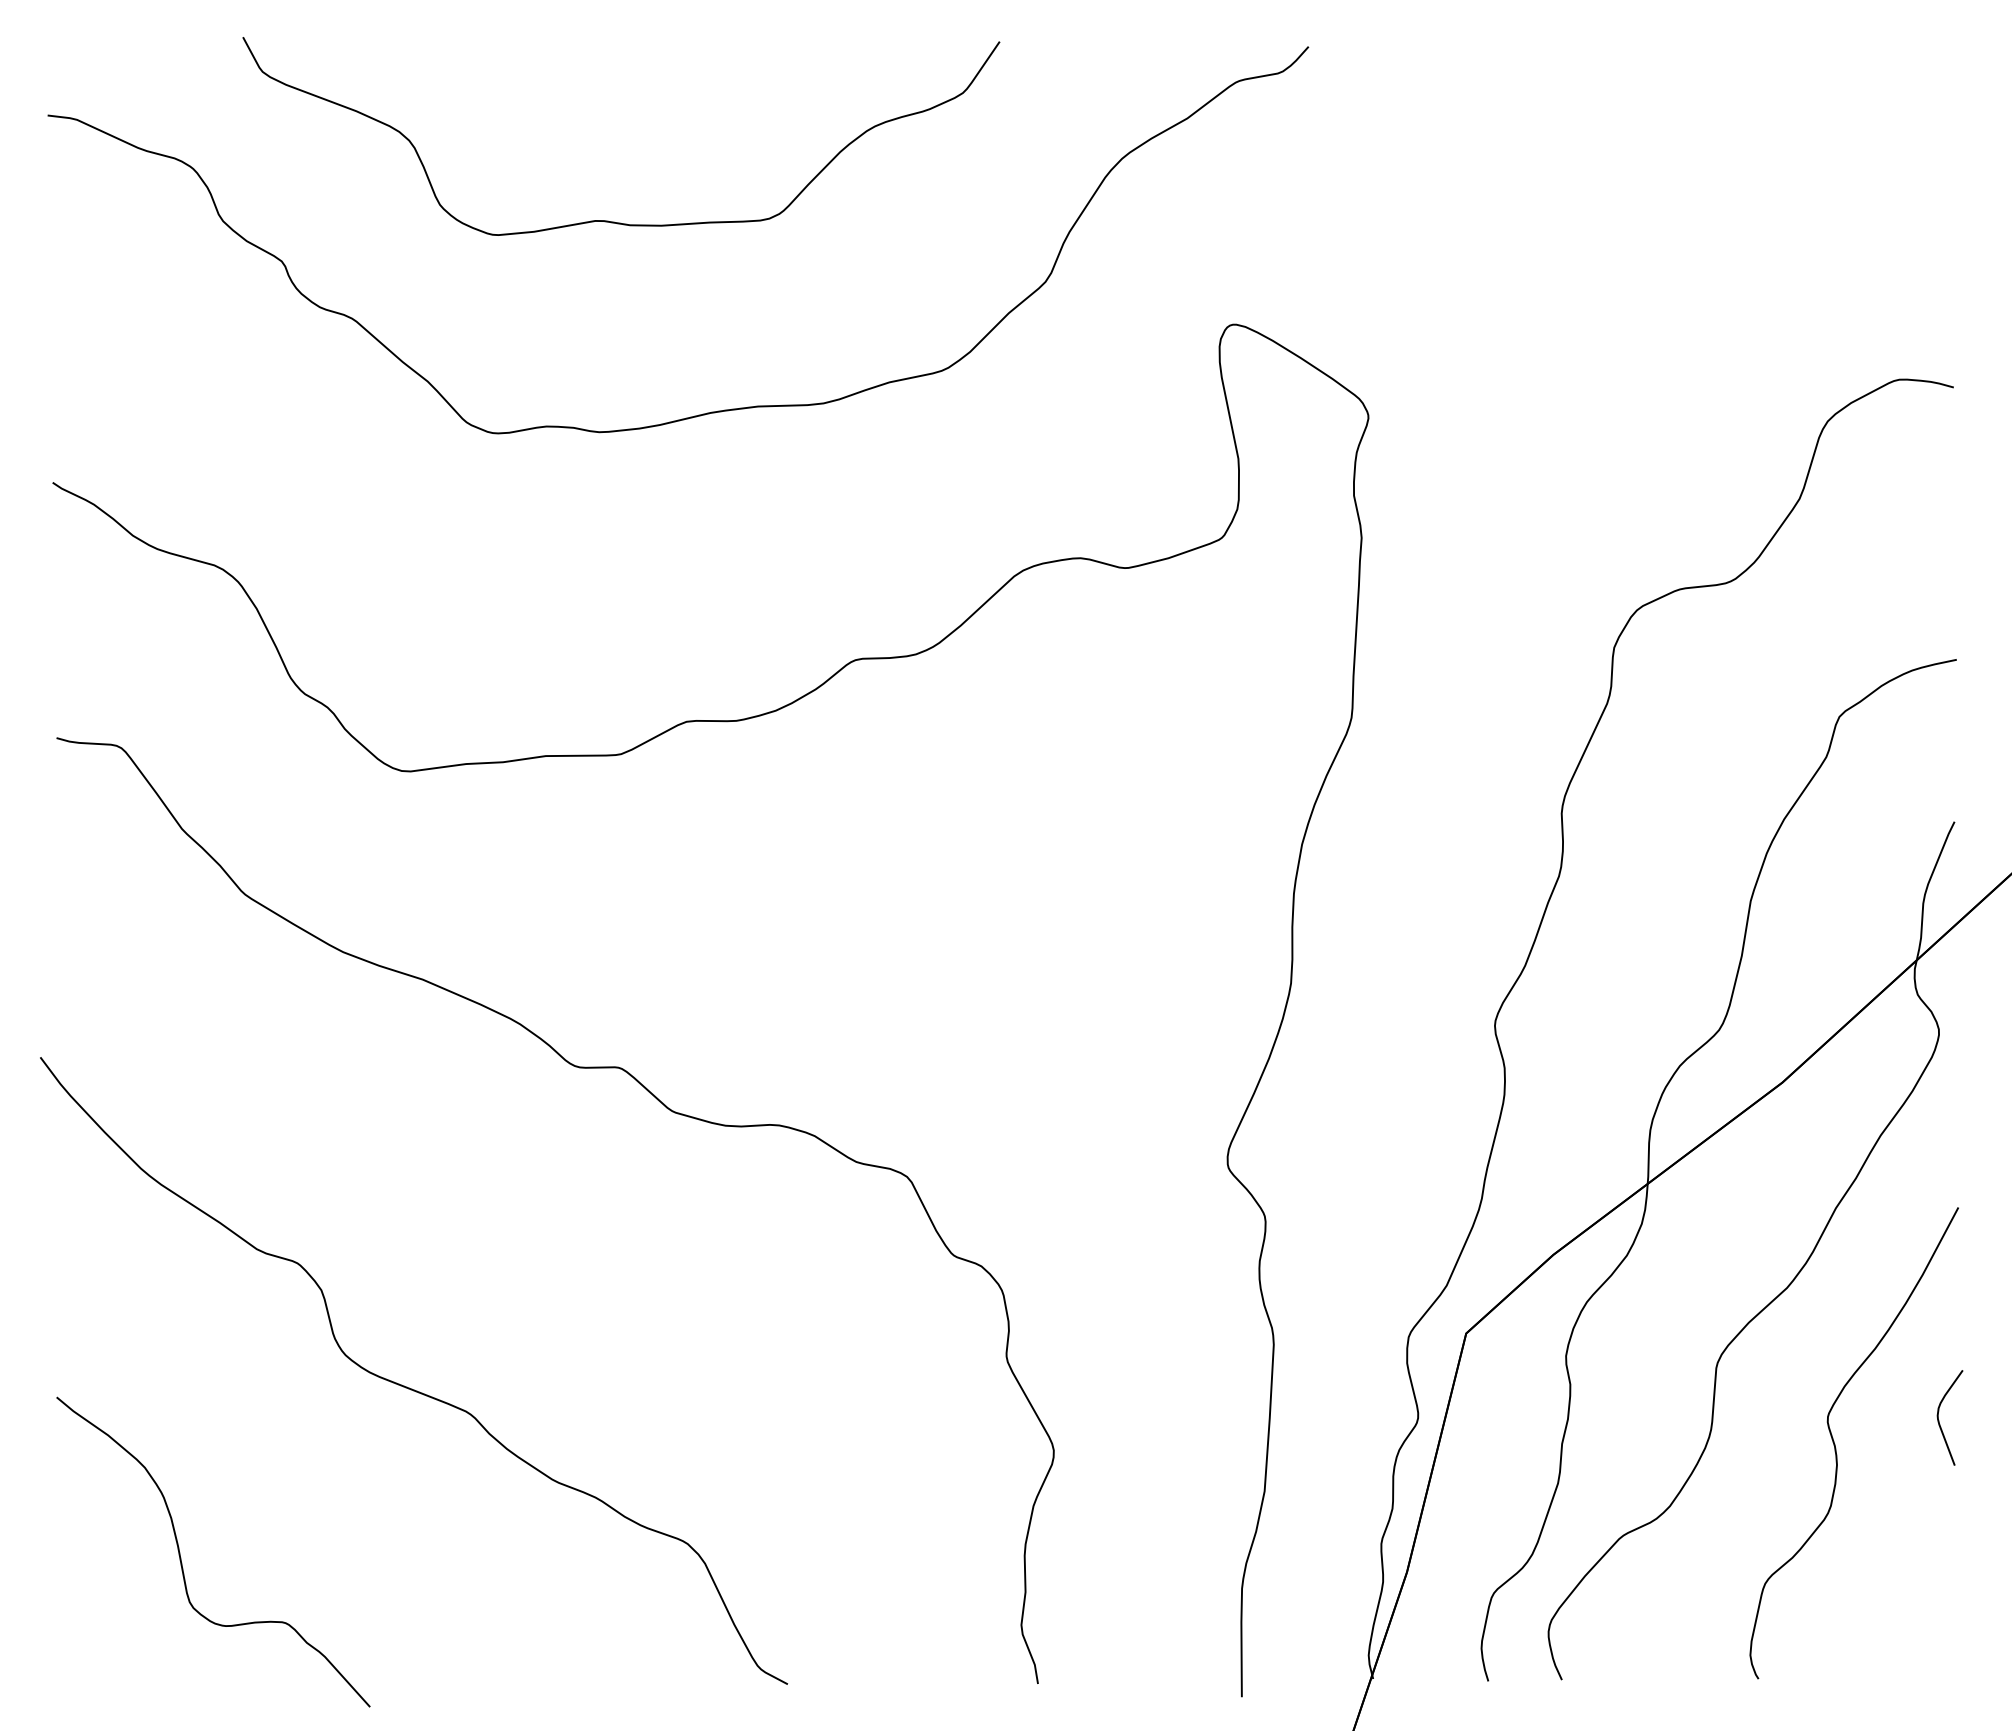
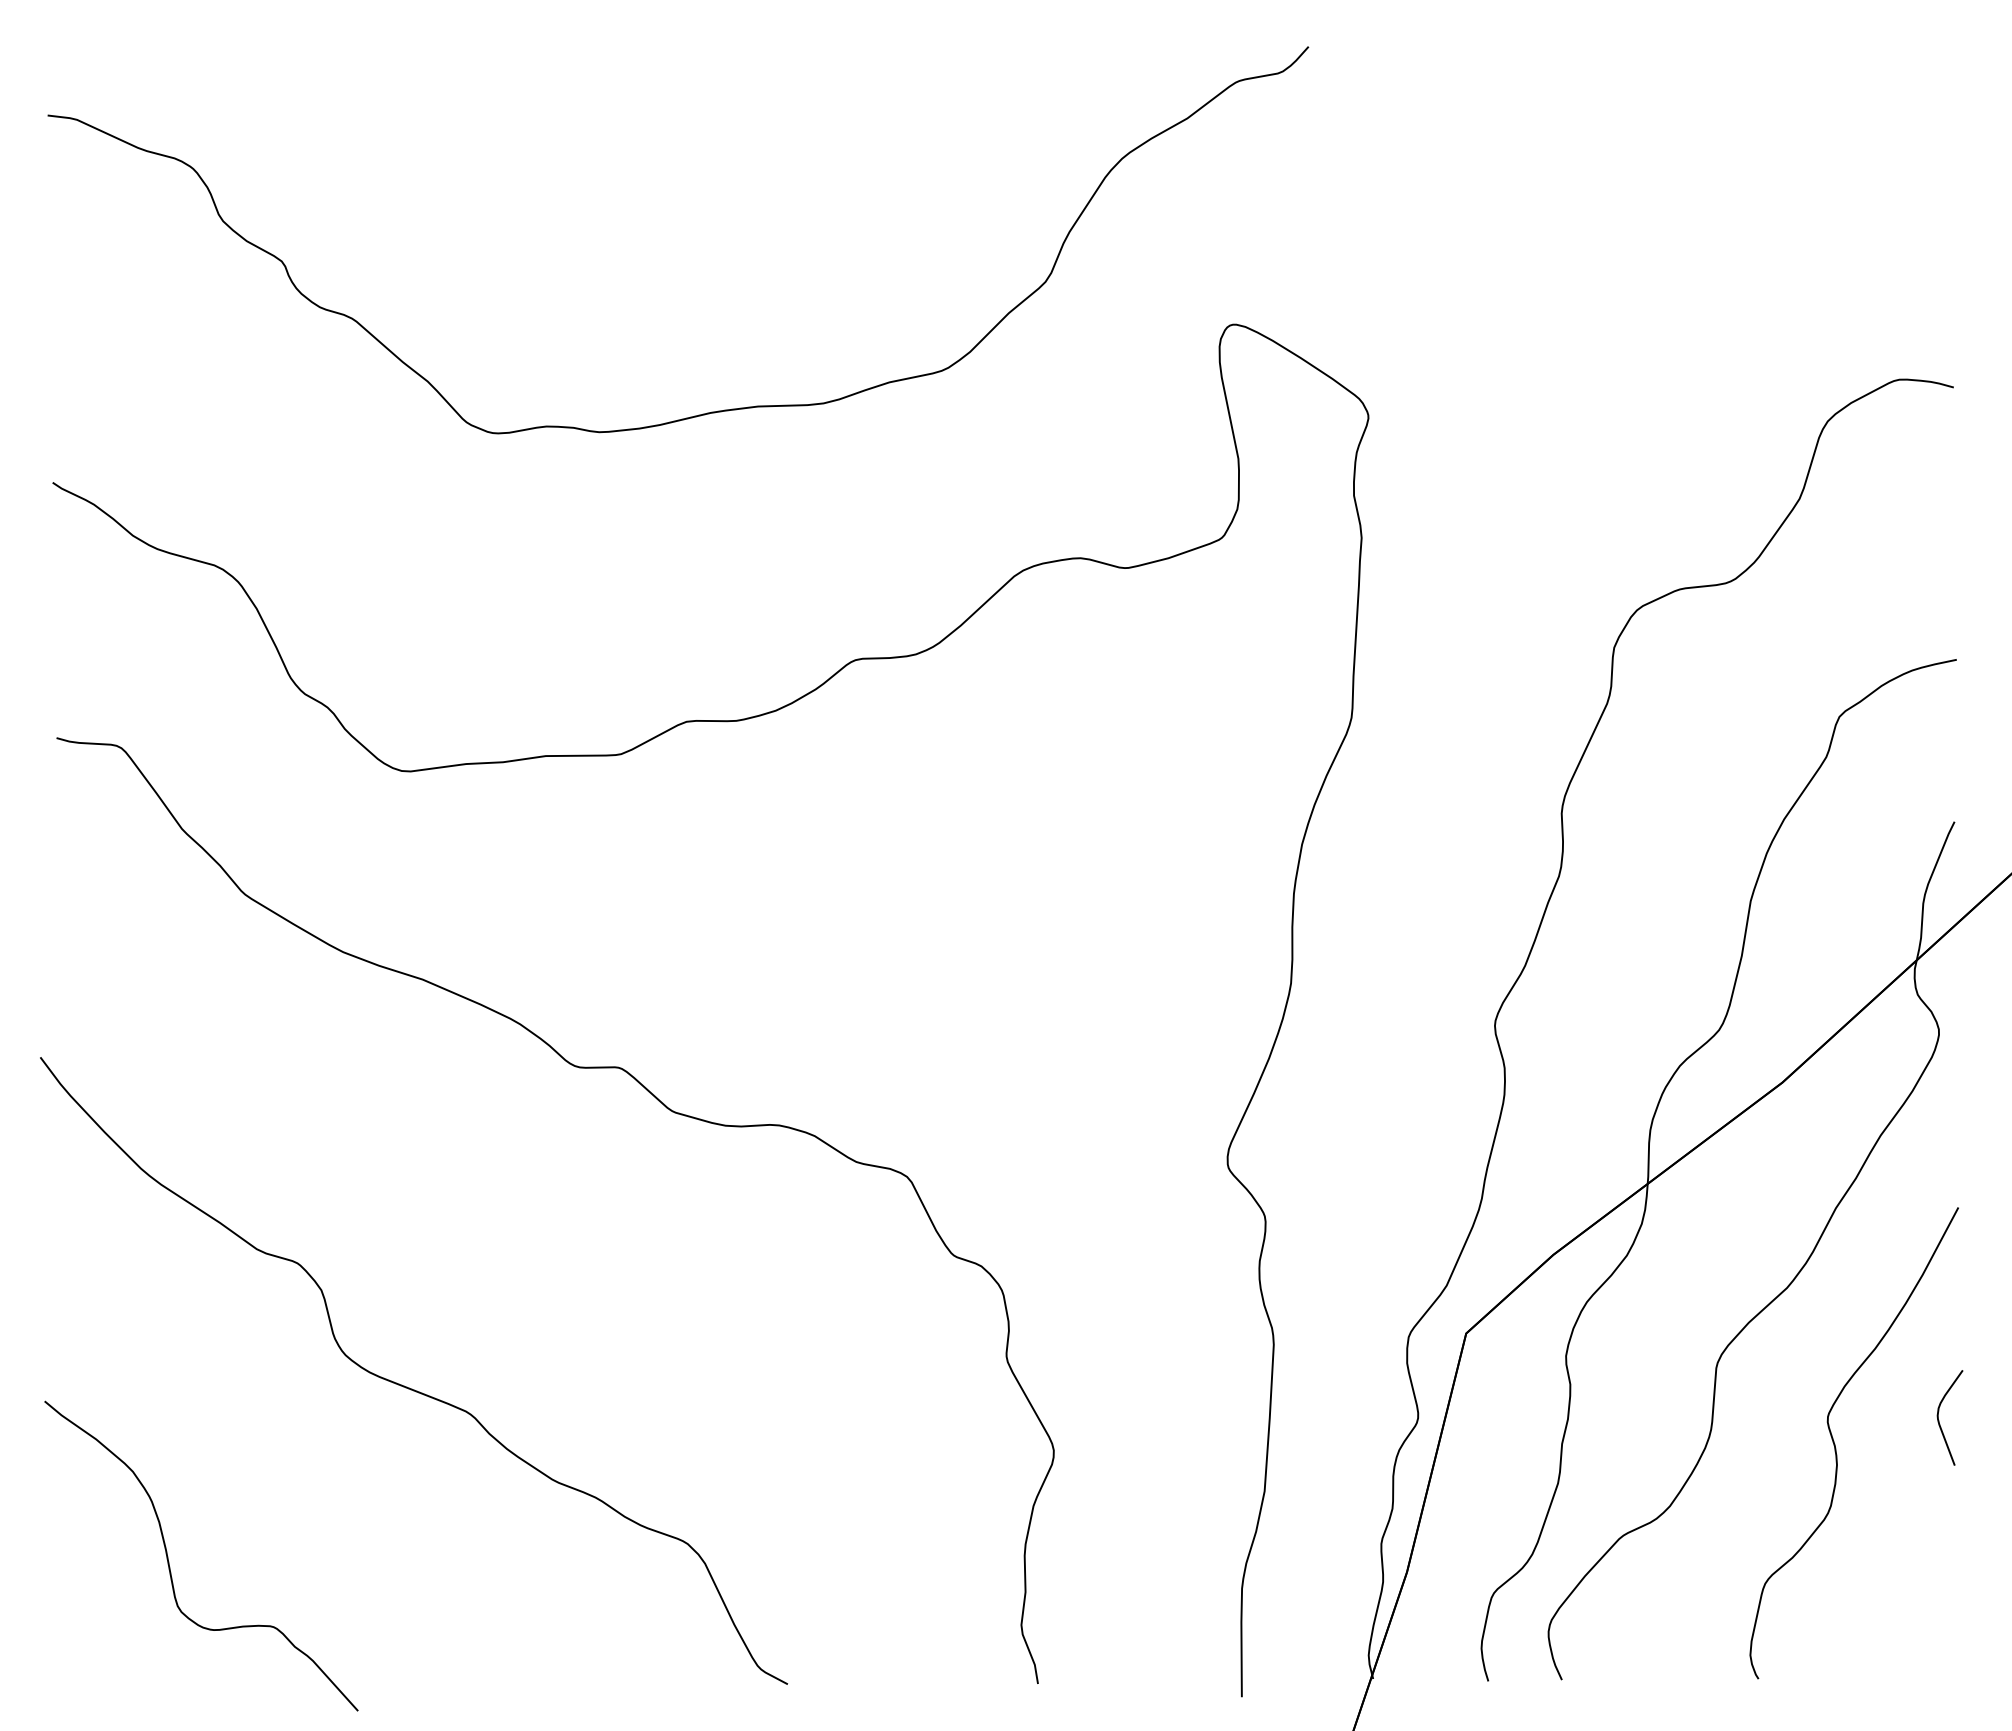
curve: present -> none (608, 220)
curve position: (181, 1557) -> (169, 1561) (169, 1561)
